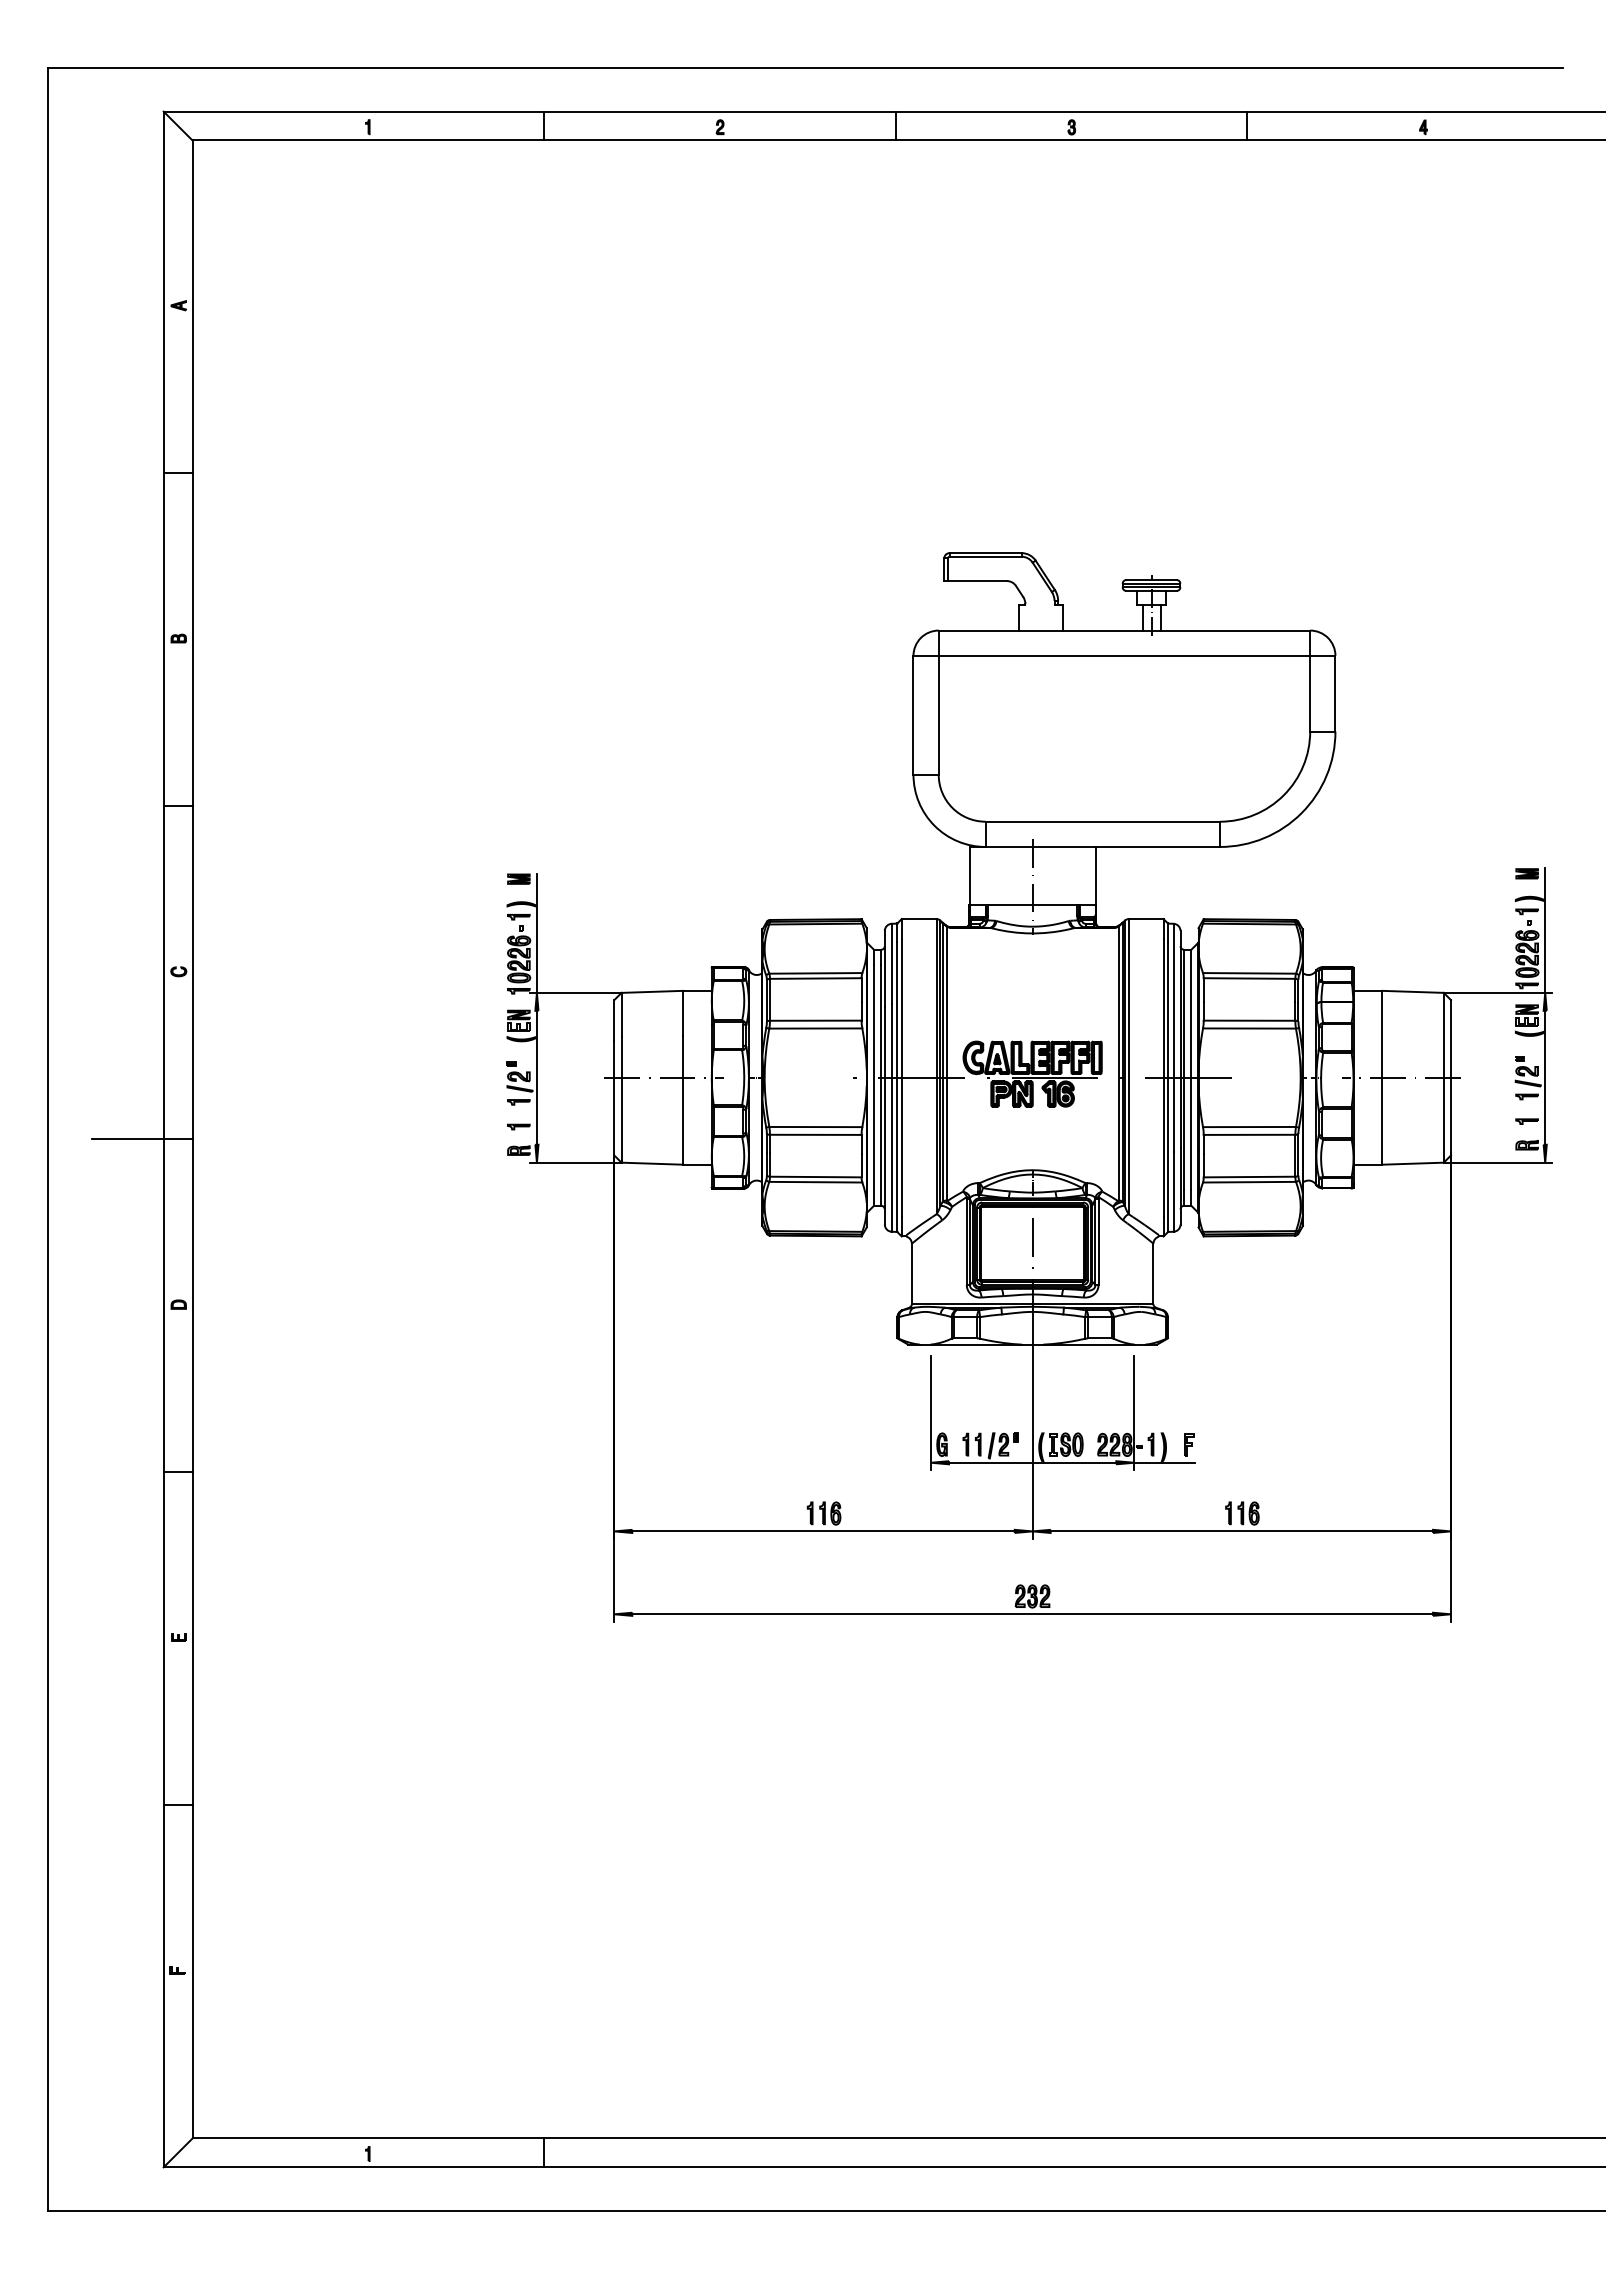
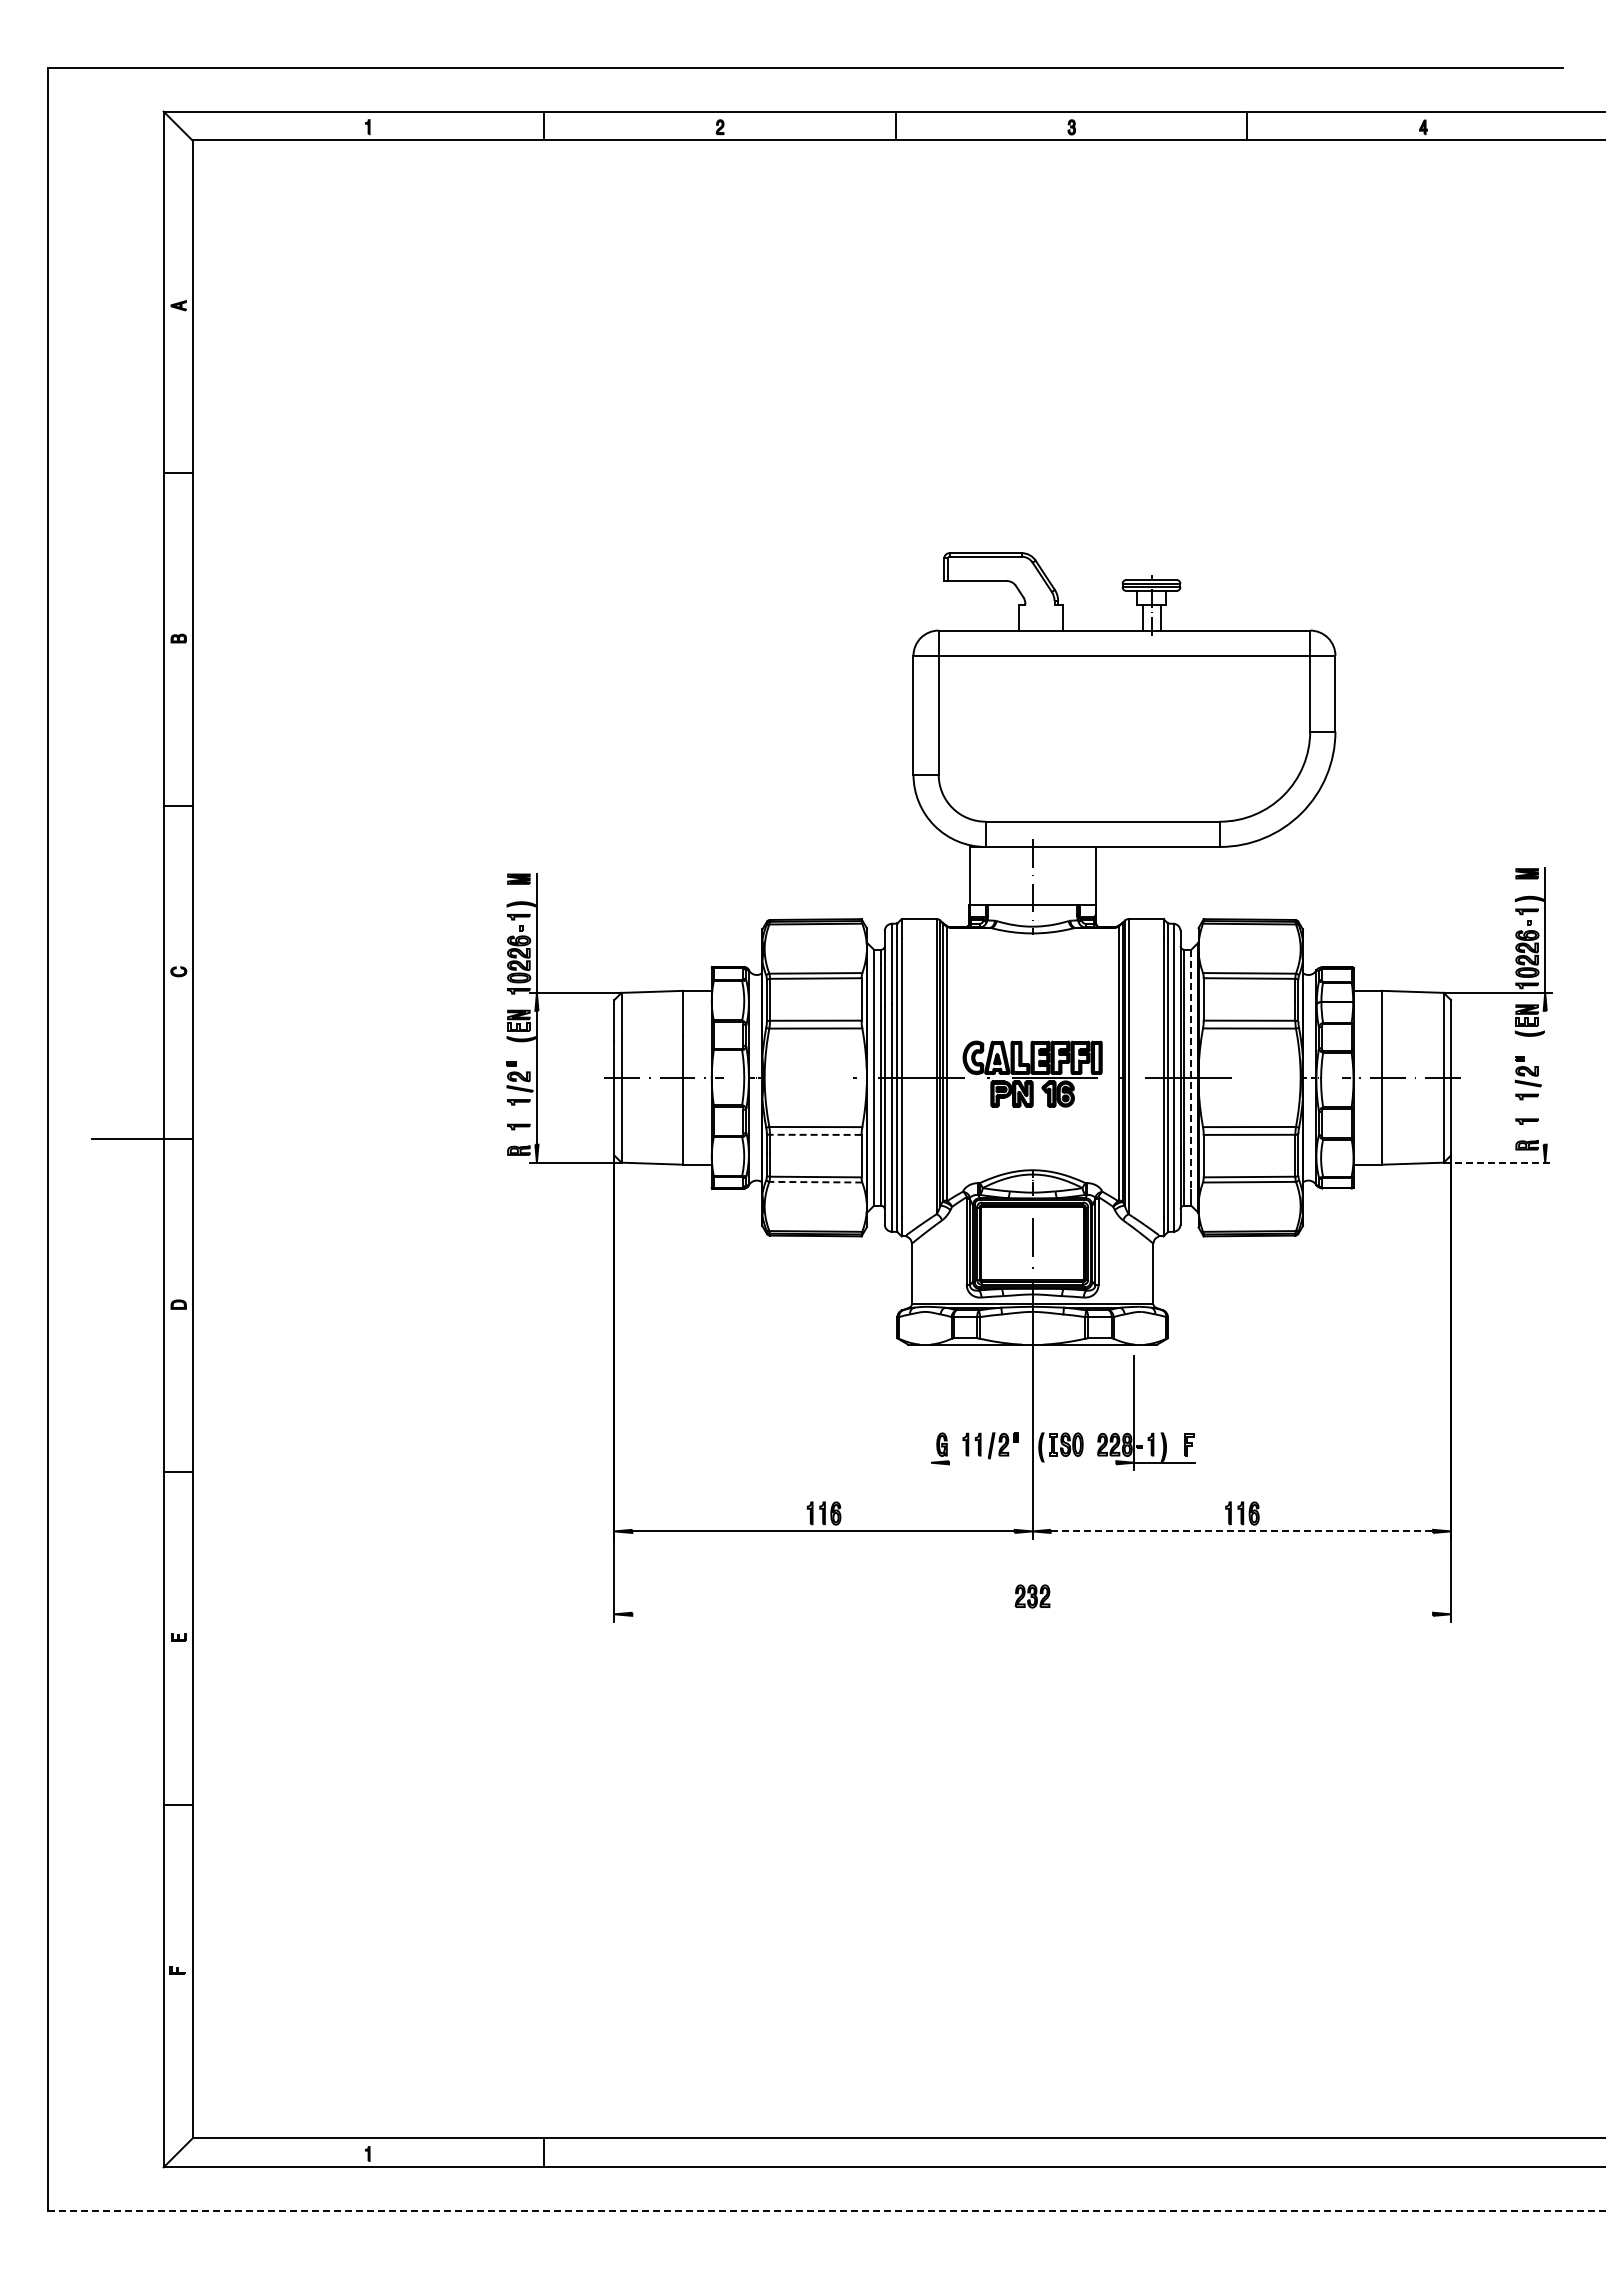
line: solid -> dashed (1191, 1070)
line: present -> none (1545, 1077)
line: solid -> dashed (815, 1134)
line: solid -> dashed (1498, 1162)
line: solid -> dashed (815, 1182)
line: present -> none (931, 1412)
line: present -> none (1032, 1462)
line: solid -> dashed (1242, 1531)
line: present -> none (1032, 1614)
line: solid -> dashed (827, 2210)
